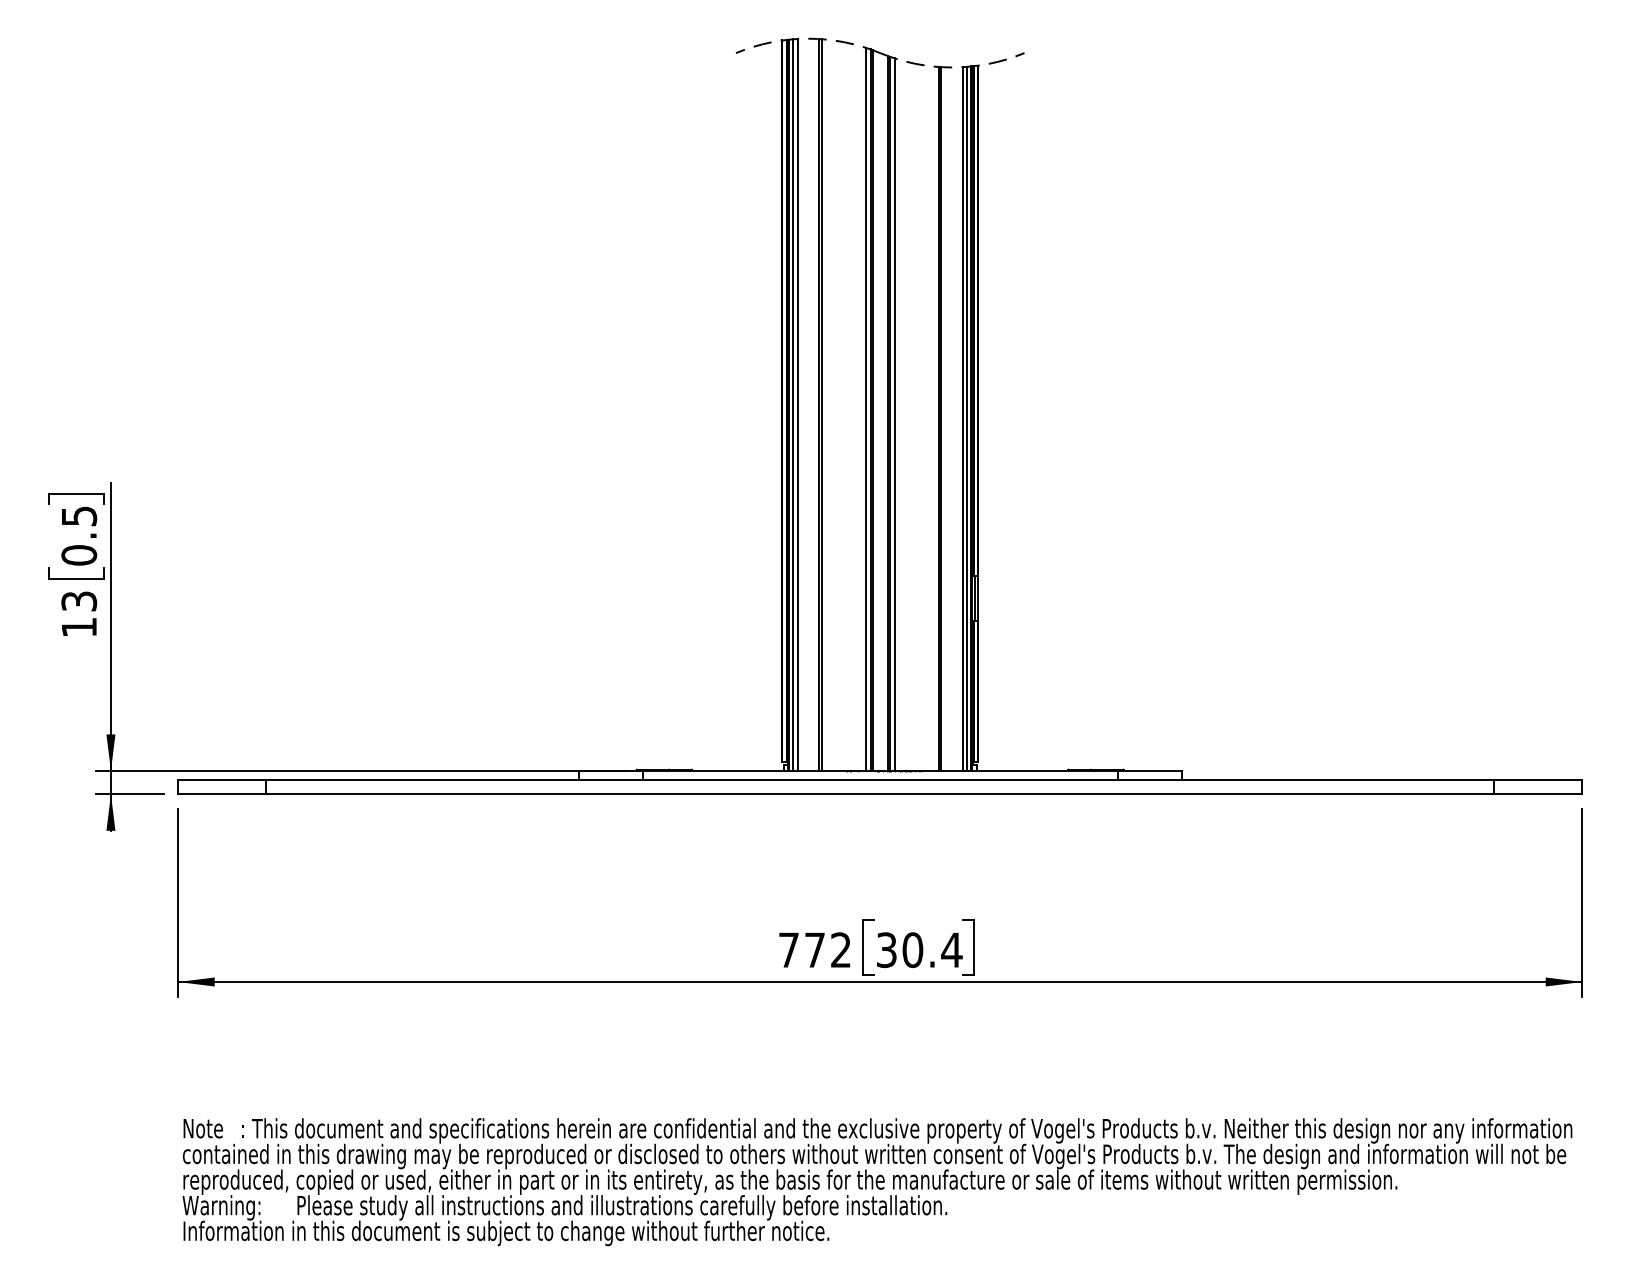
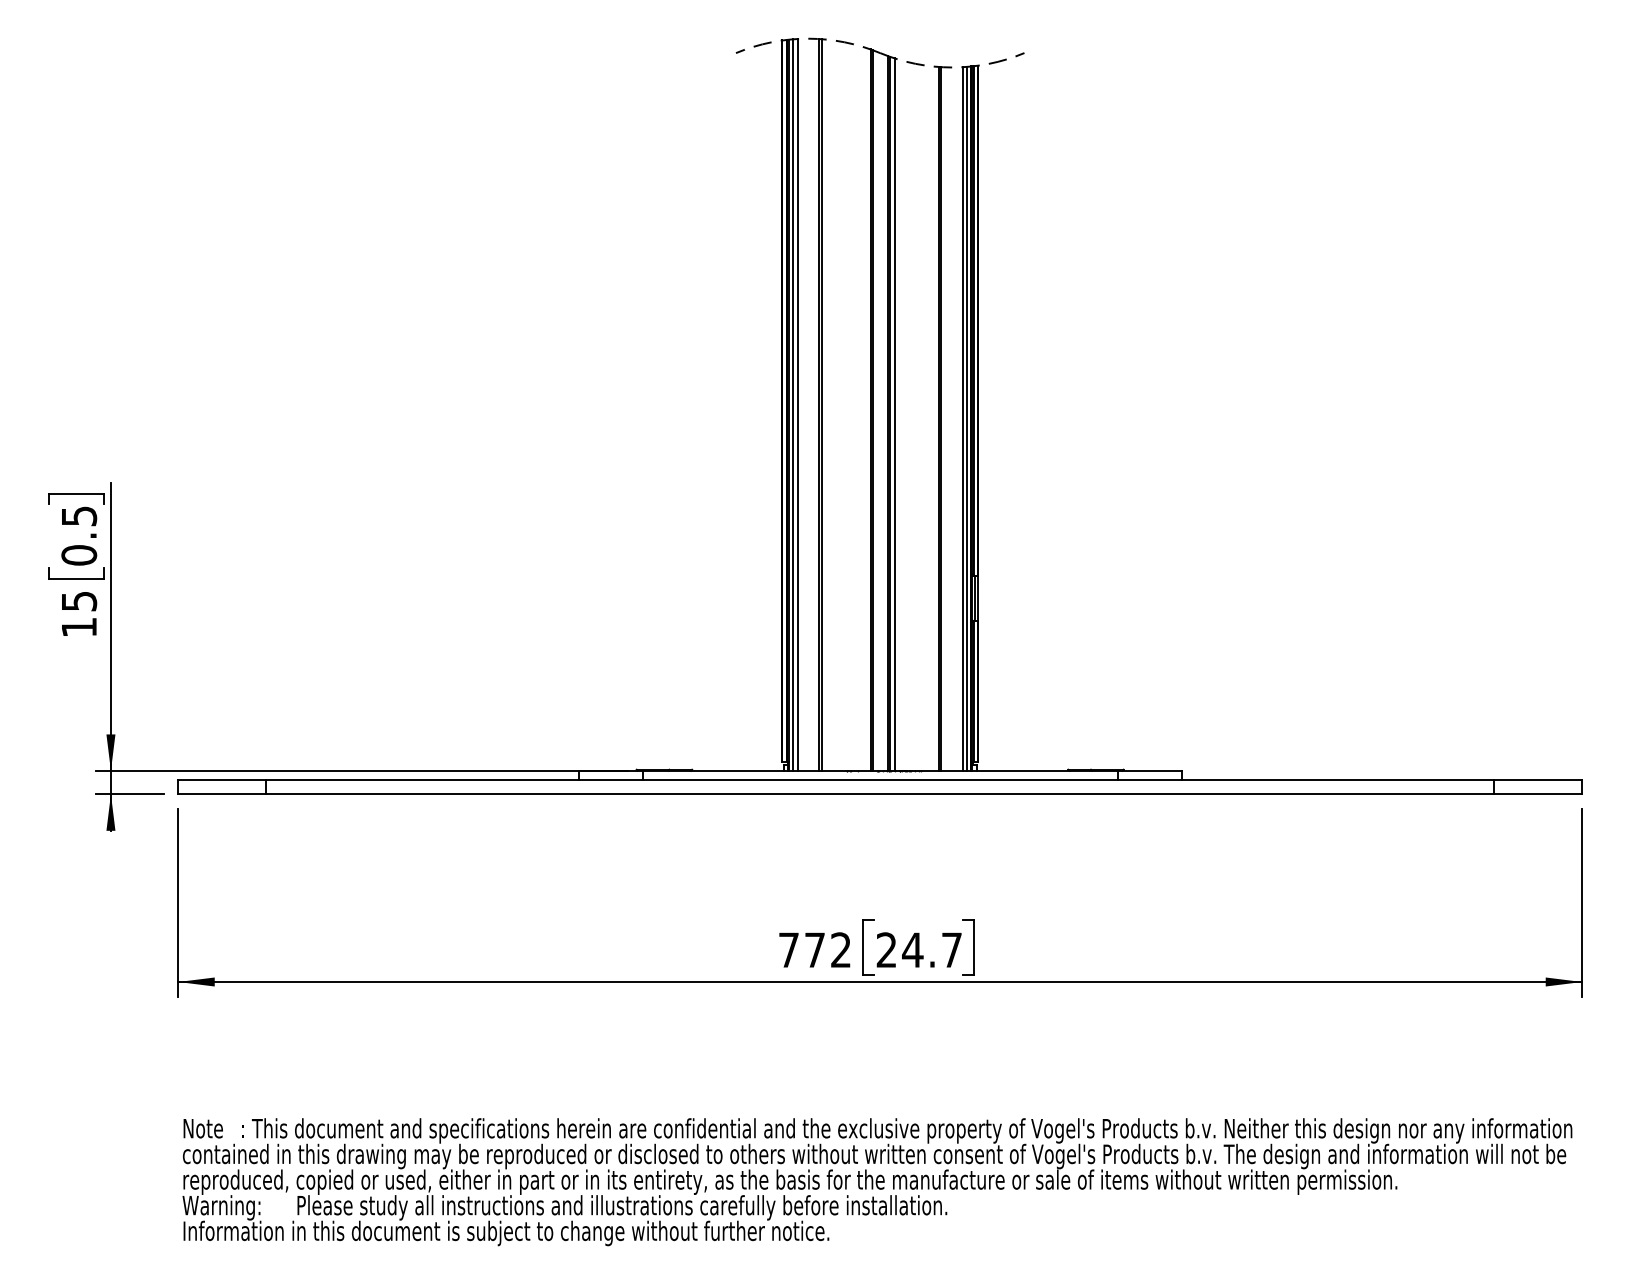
line: present -> none (865, 408)
text: 13 -> 15 (78, 600)
text: 30.4 -> 24.7 (919, 950)
